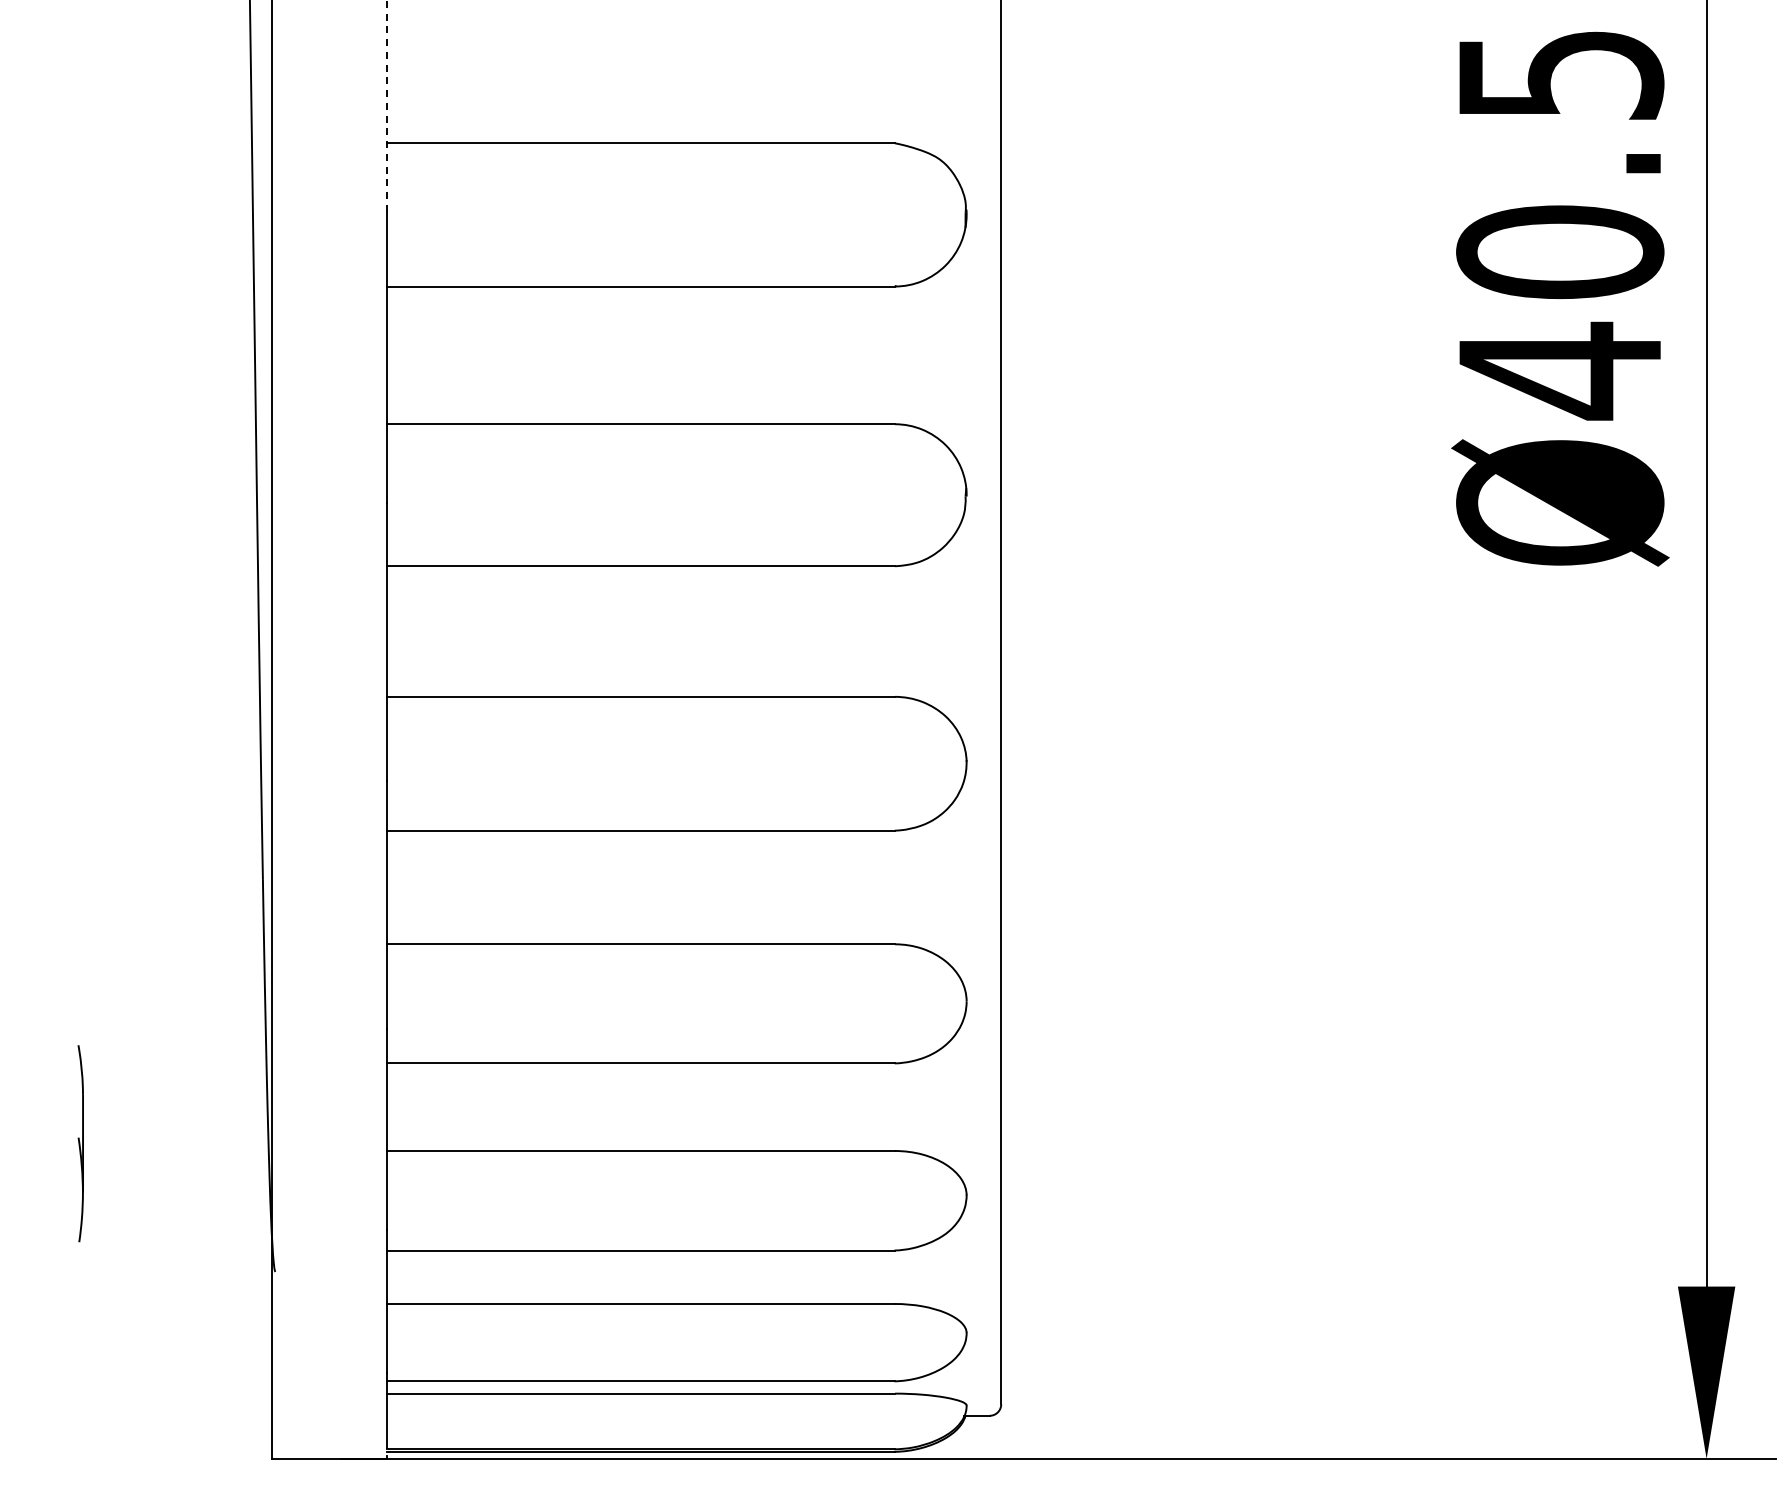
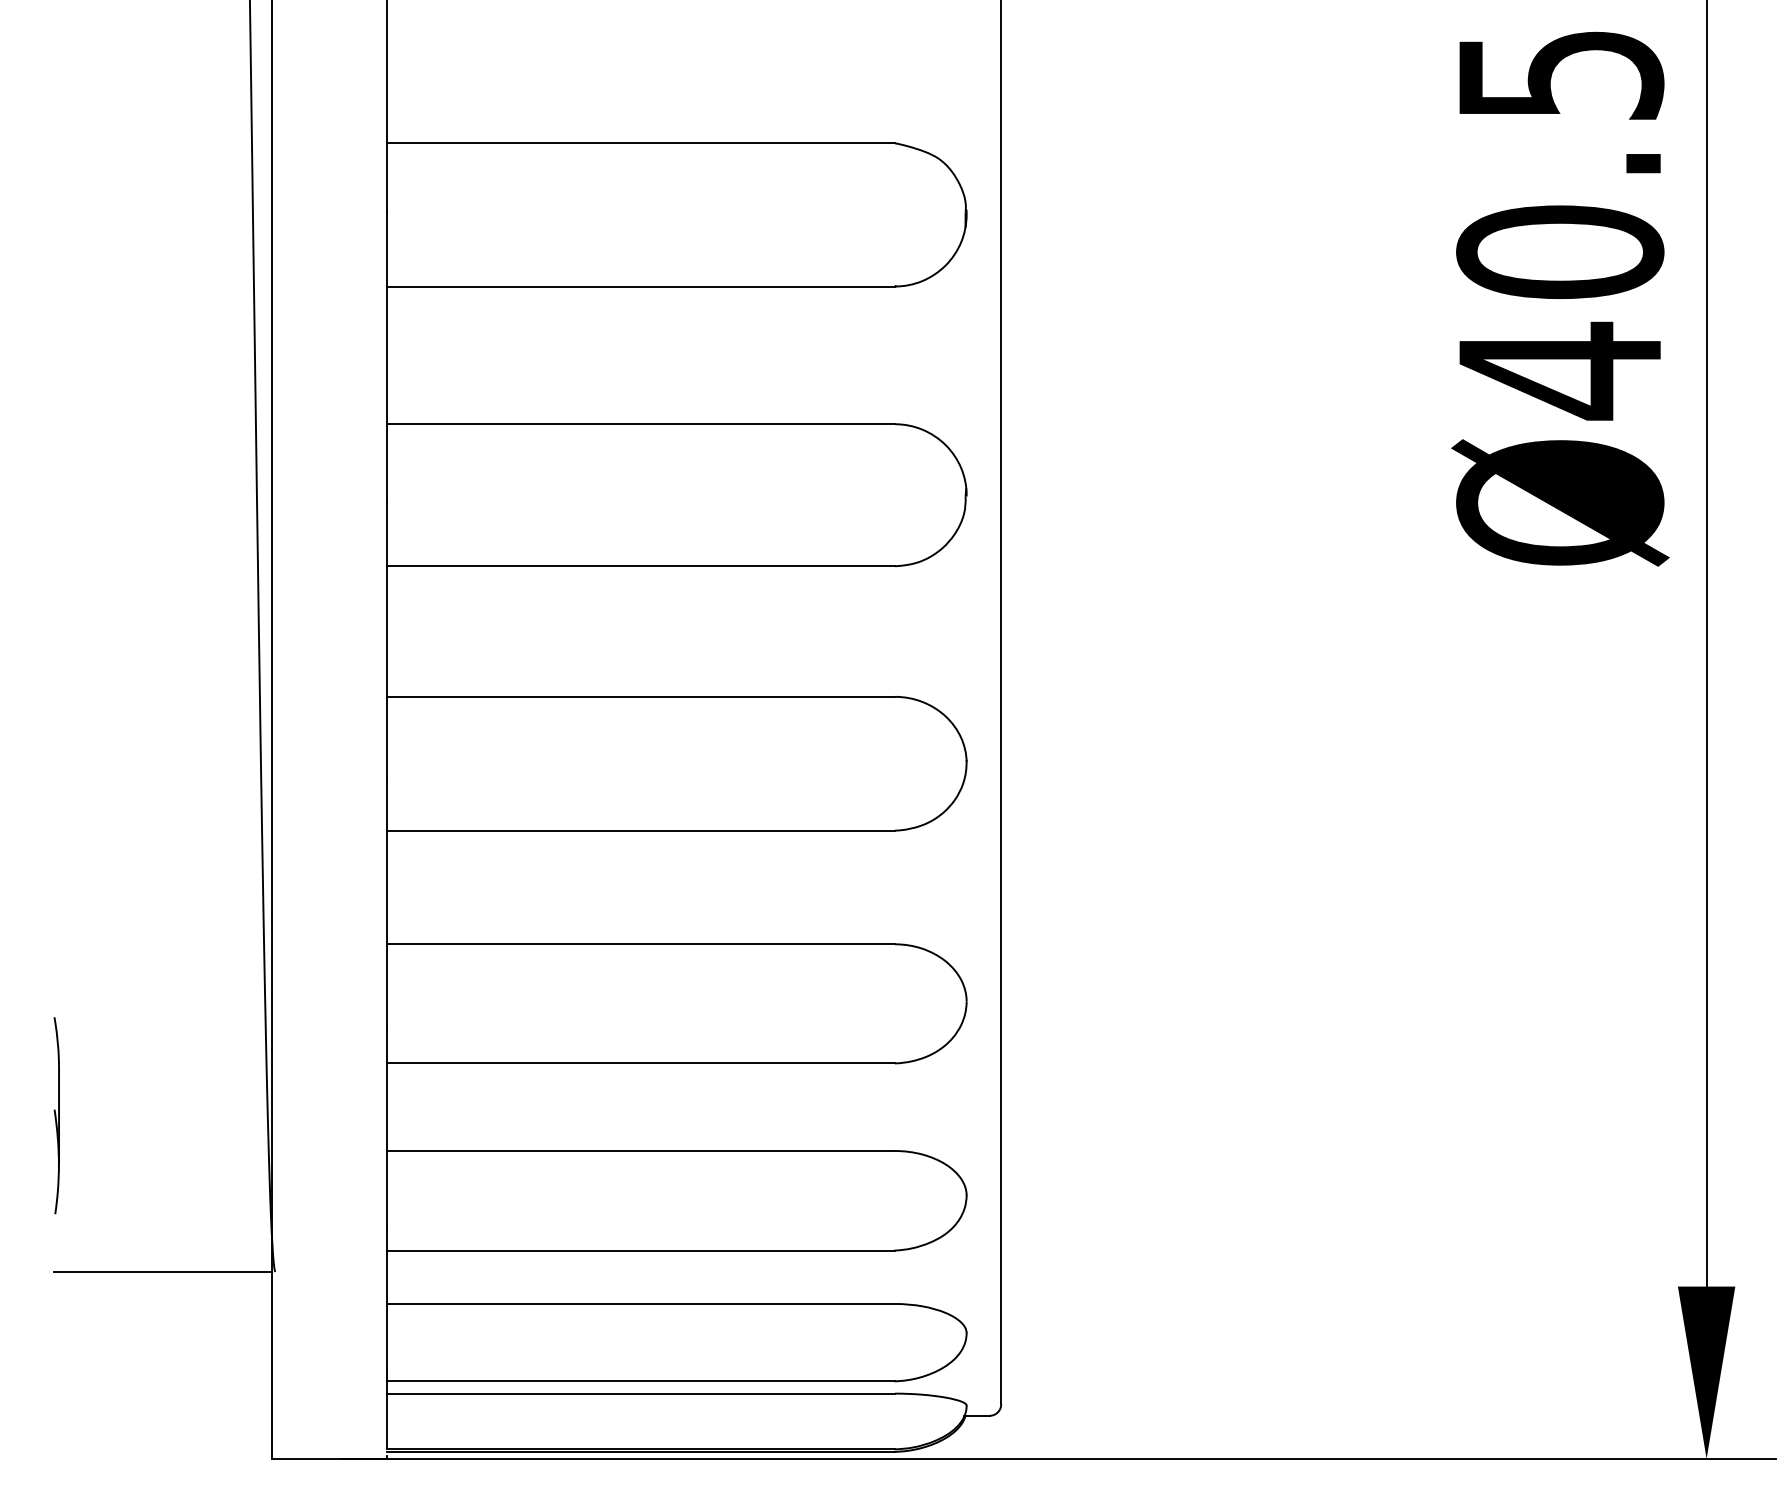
line: dashed -> solid (386, 105)
part position: (80, 1143) -> (56, 1115) (56, 1115)
line: none -> present (162, 1272)
